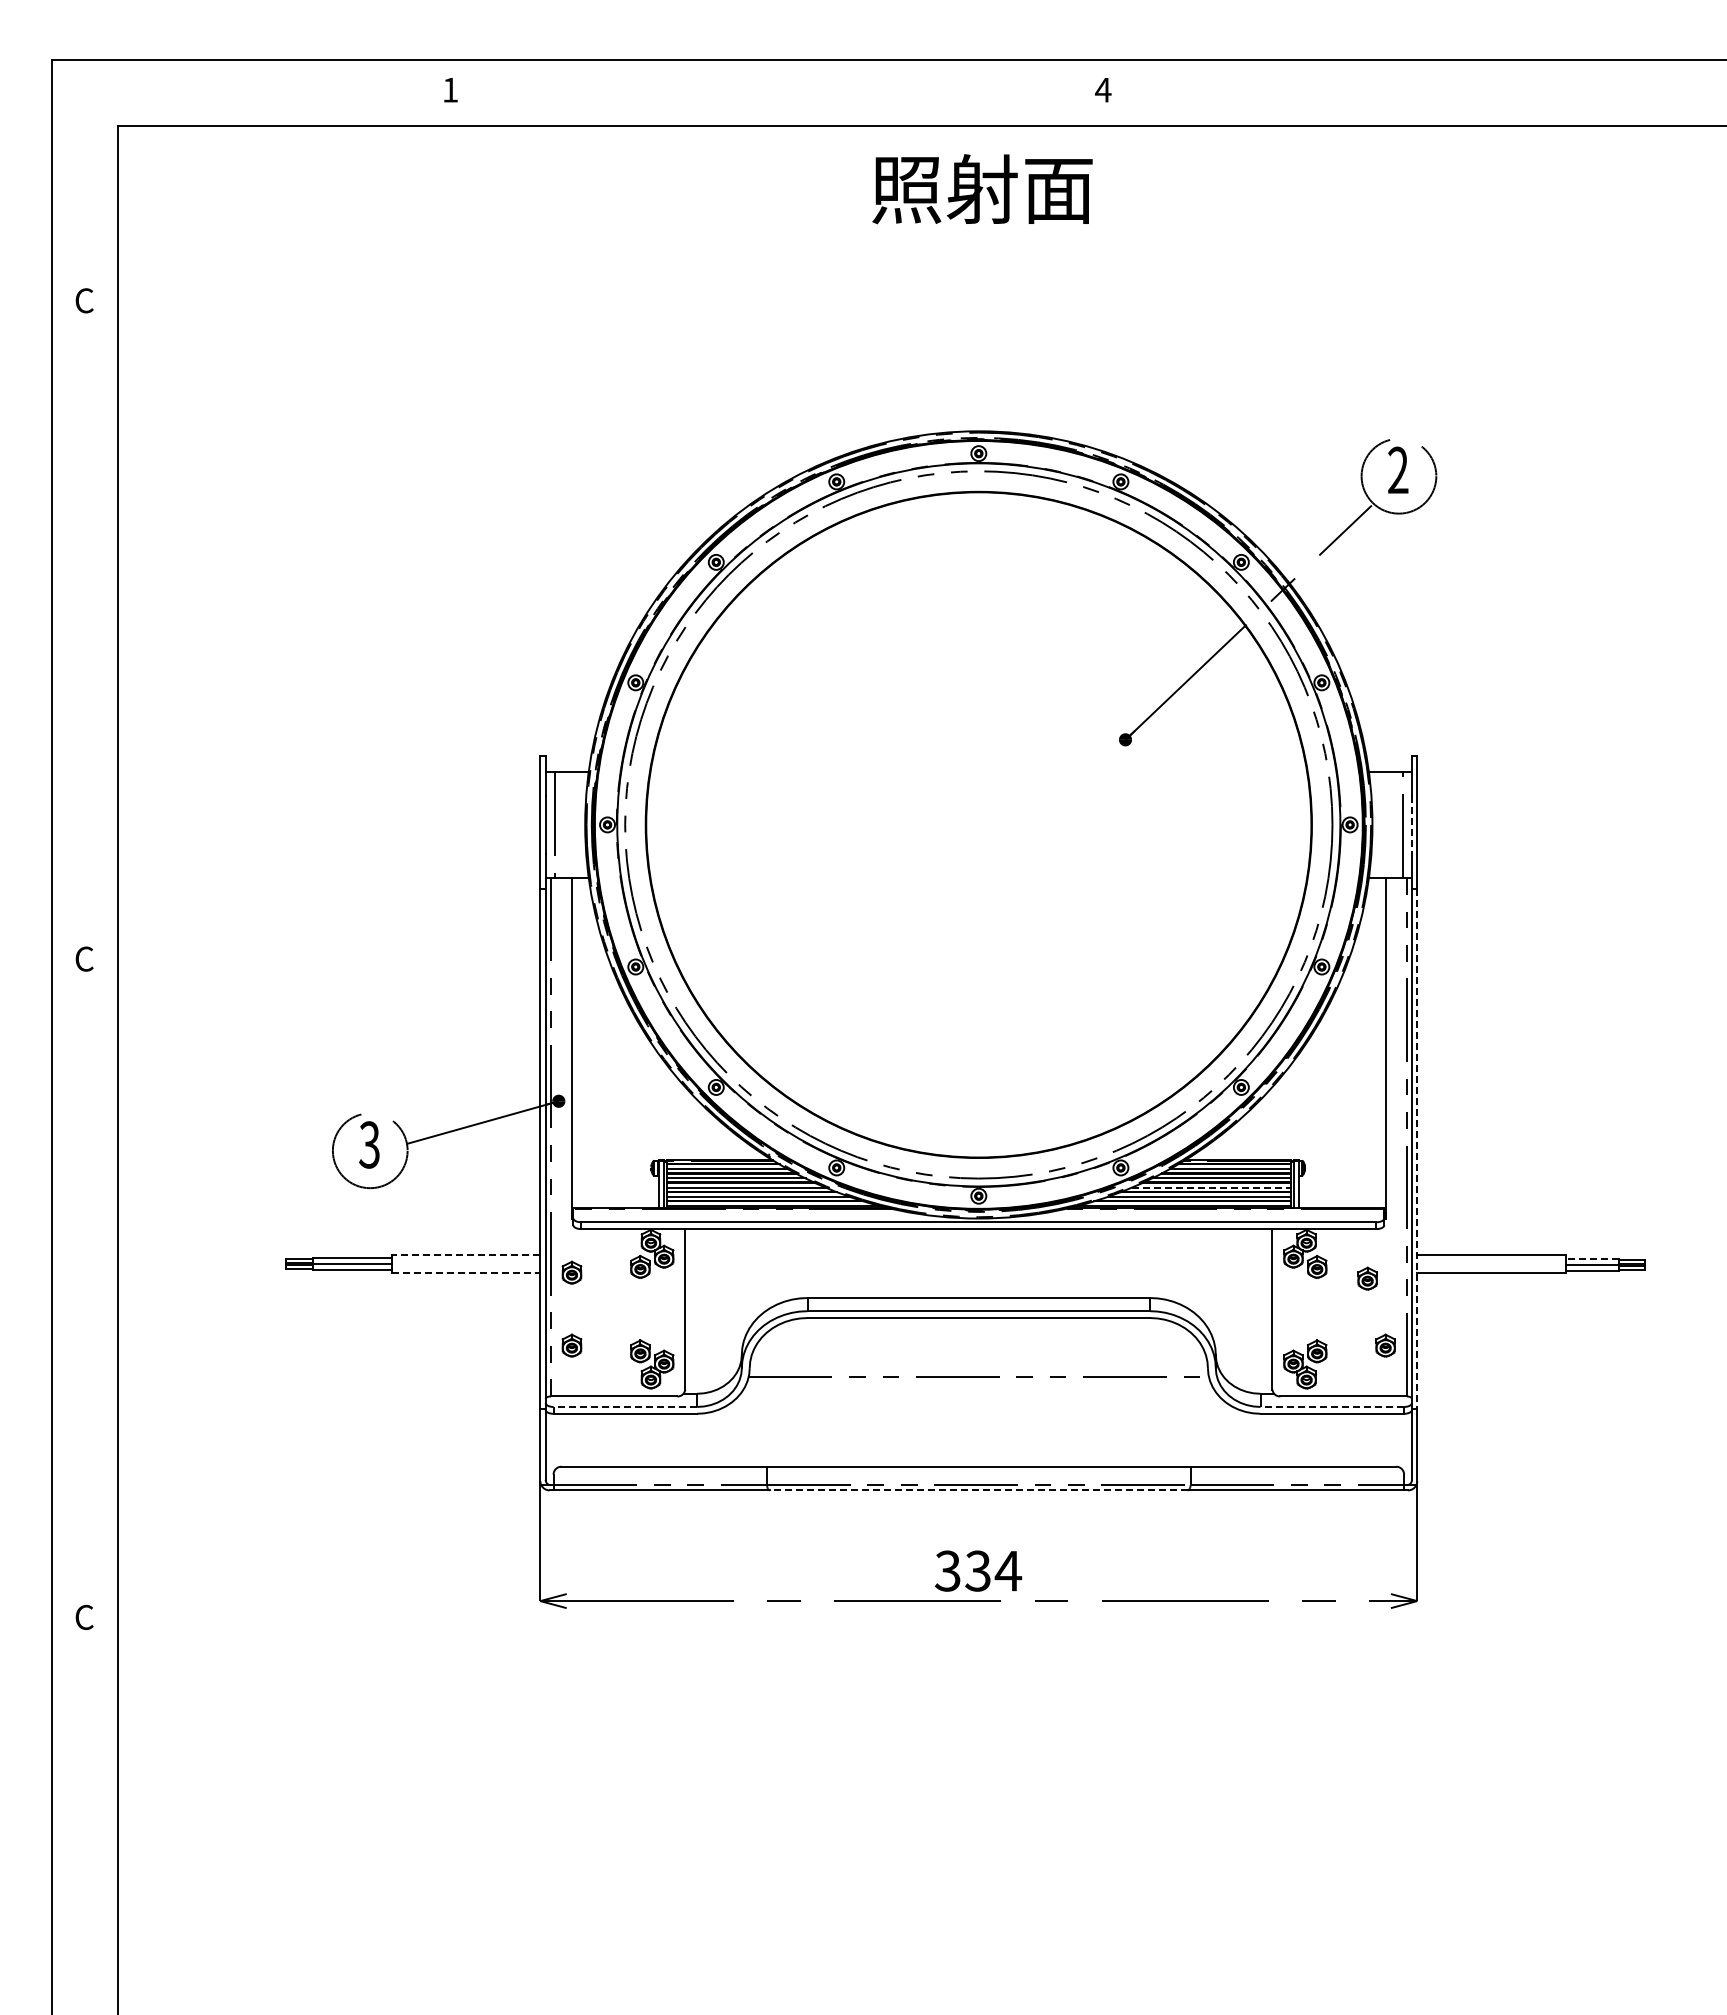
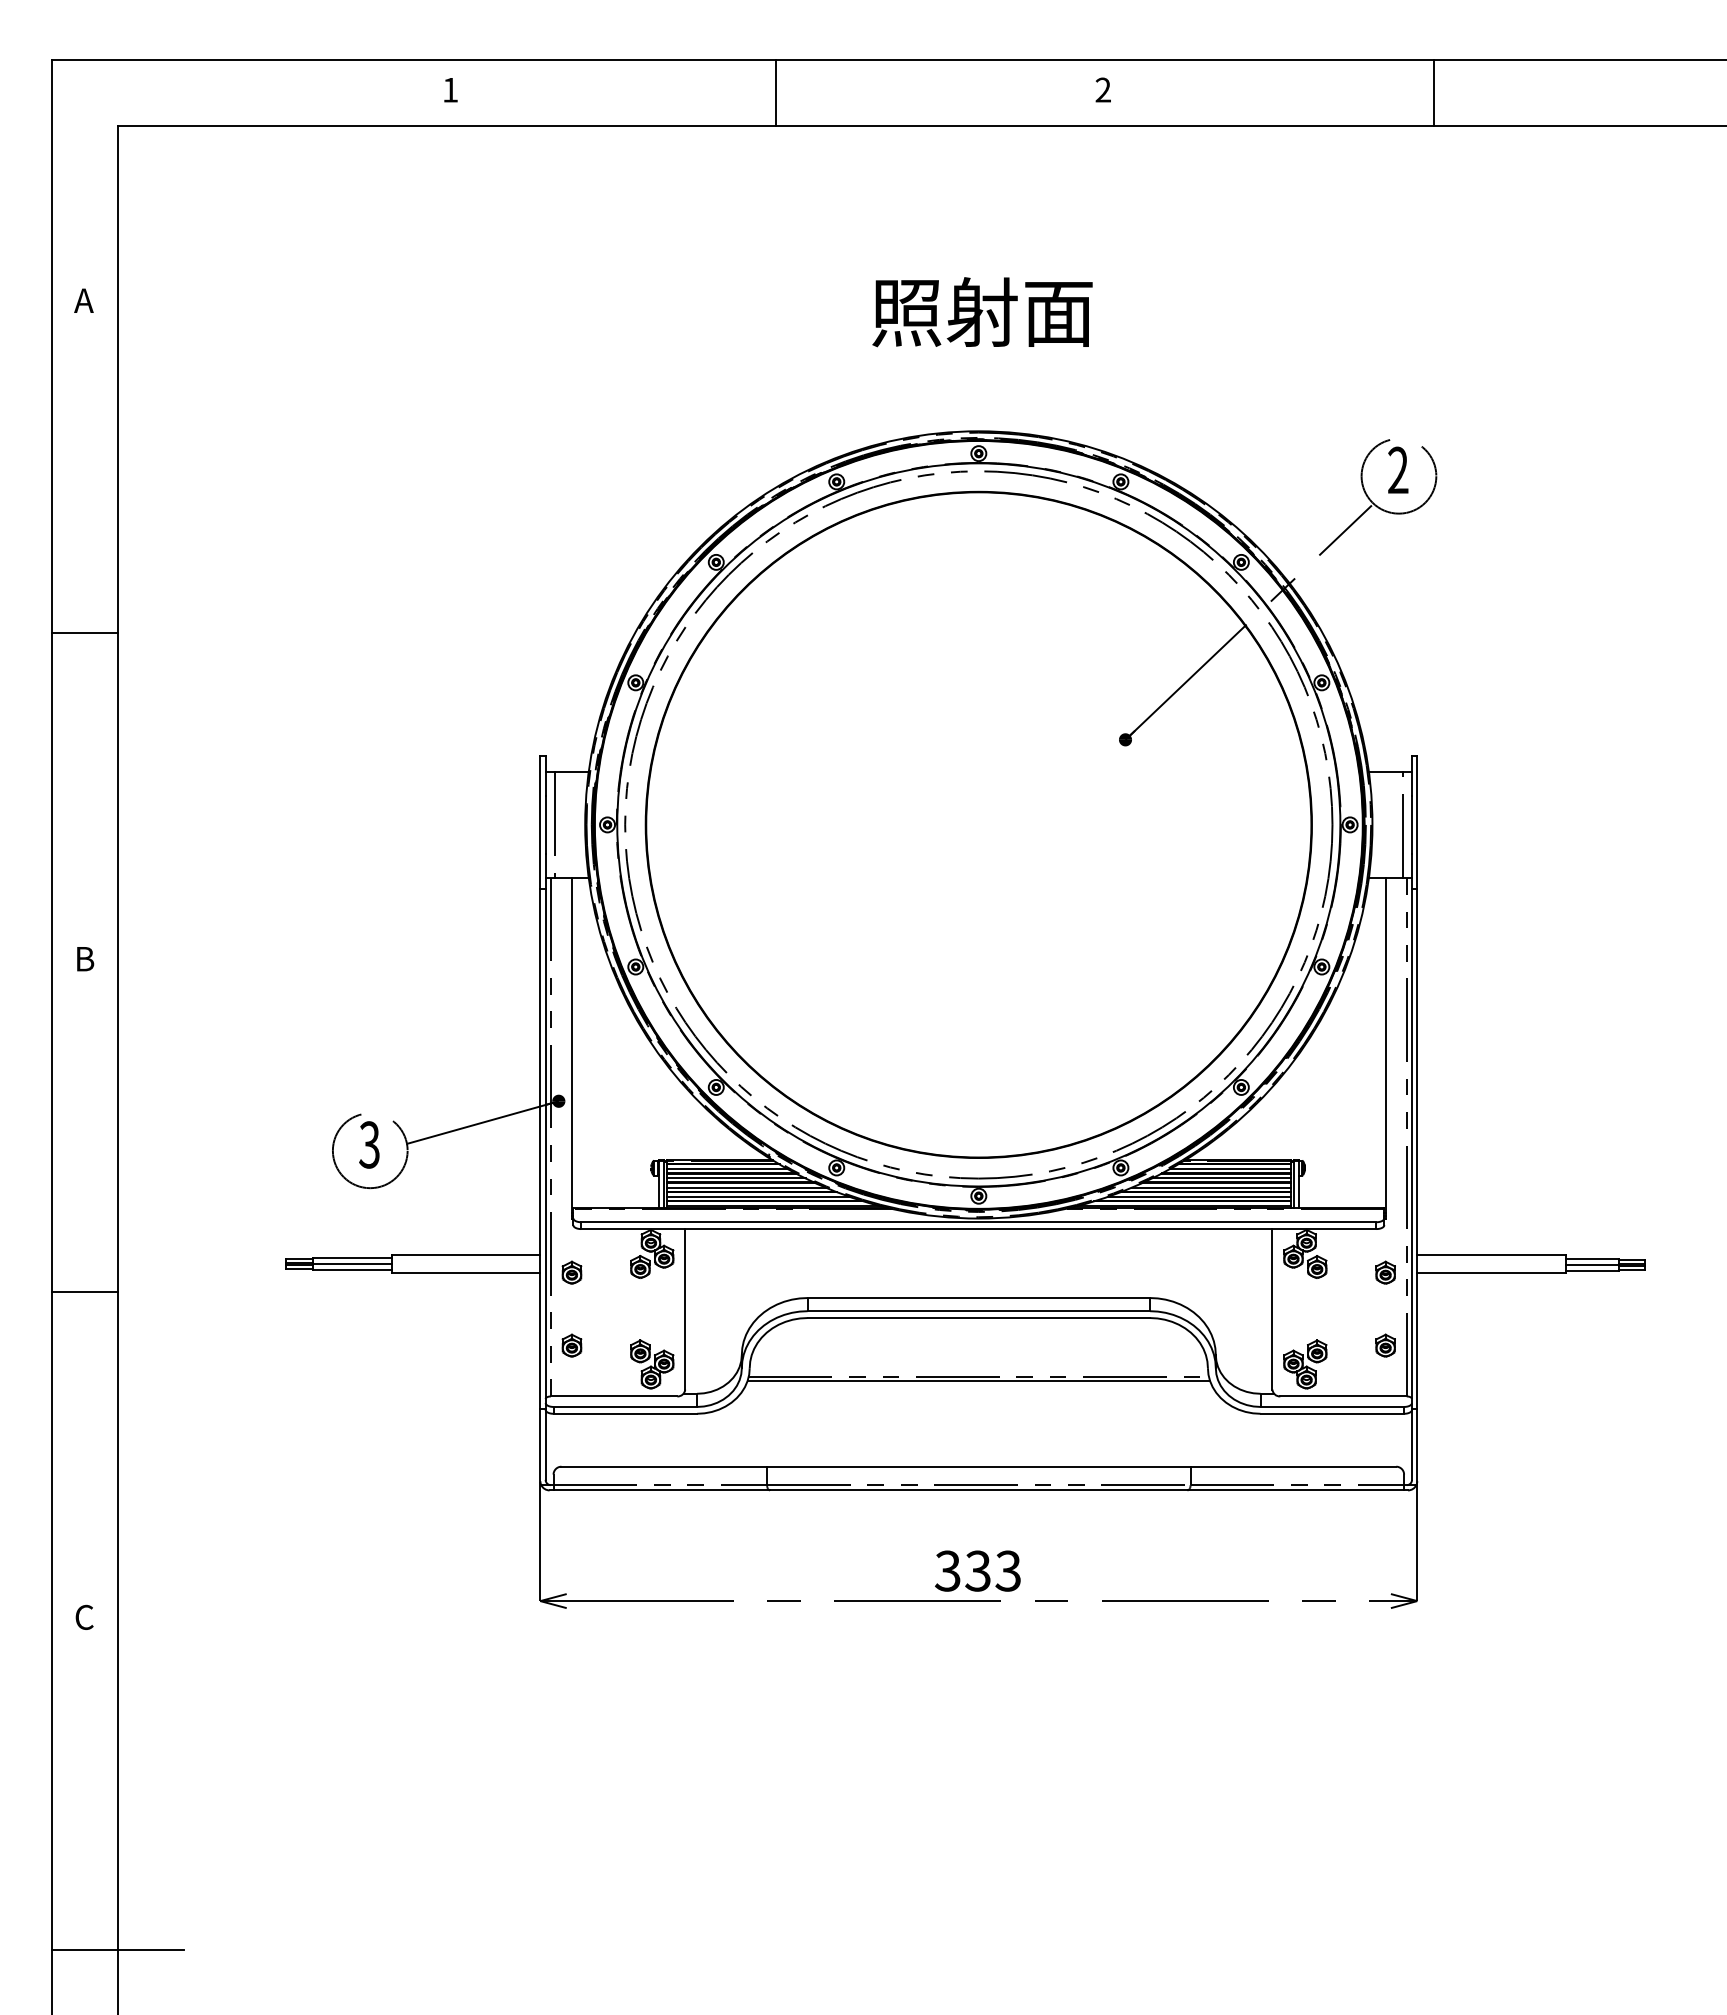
text: 4 -> 2 (1103, 89)
line: none -> present (776, 93)
line: none -> present (1434, 93)
text position: (982, 189) -> (982, 312) (982, 312)
text: C -> A (83, 300)
line: none -> present (84, 633)
line: dashed -> solid (1412, 825)
text: C -> B (84, 958)
line: dashed -> solid (1417, 1149)
line: dashed -> solid (1211, 1187)
line: dashed -> solid (465, 1254)
line: dashed -> solid (1591, 1258)
line: dashed -> solid (466, 1272)
part position: (1367, 1278) -> (1385, 1272) (1385, 1272)
line: none -> present (84, 1291)
line: none -> present (978, 1380)
line: dashed -> solid (625, 1406)
line: dashed -> solid (1332, 1406)
line: dashed -> solid (978, 1490)
text: 334 -> 333 (1008, 1570)
line: none -> present (117, 1949)
